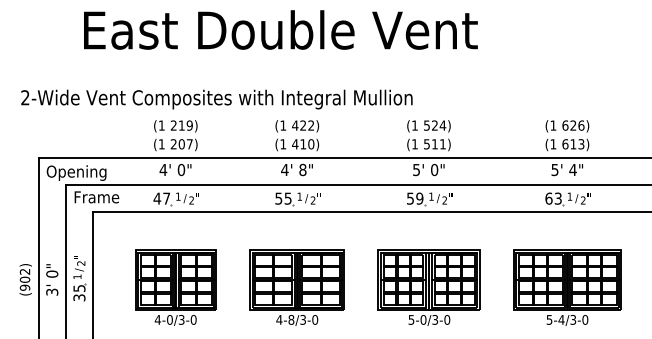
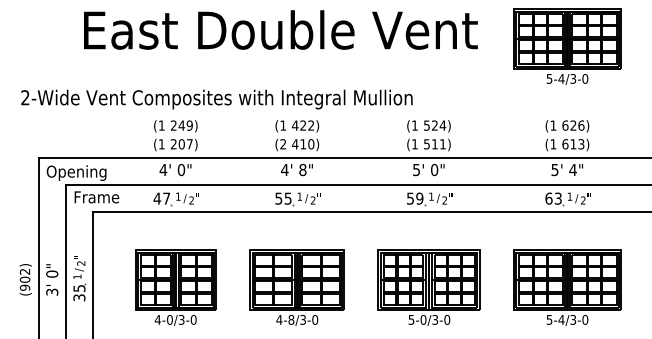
part: none -> present (567, 46)
text: 219) -> 249) (181, 125)
text: (1 -> (2 (282, 144)
